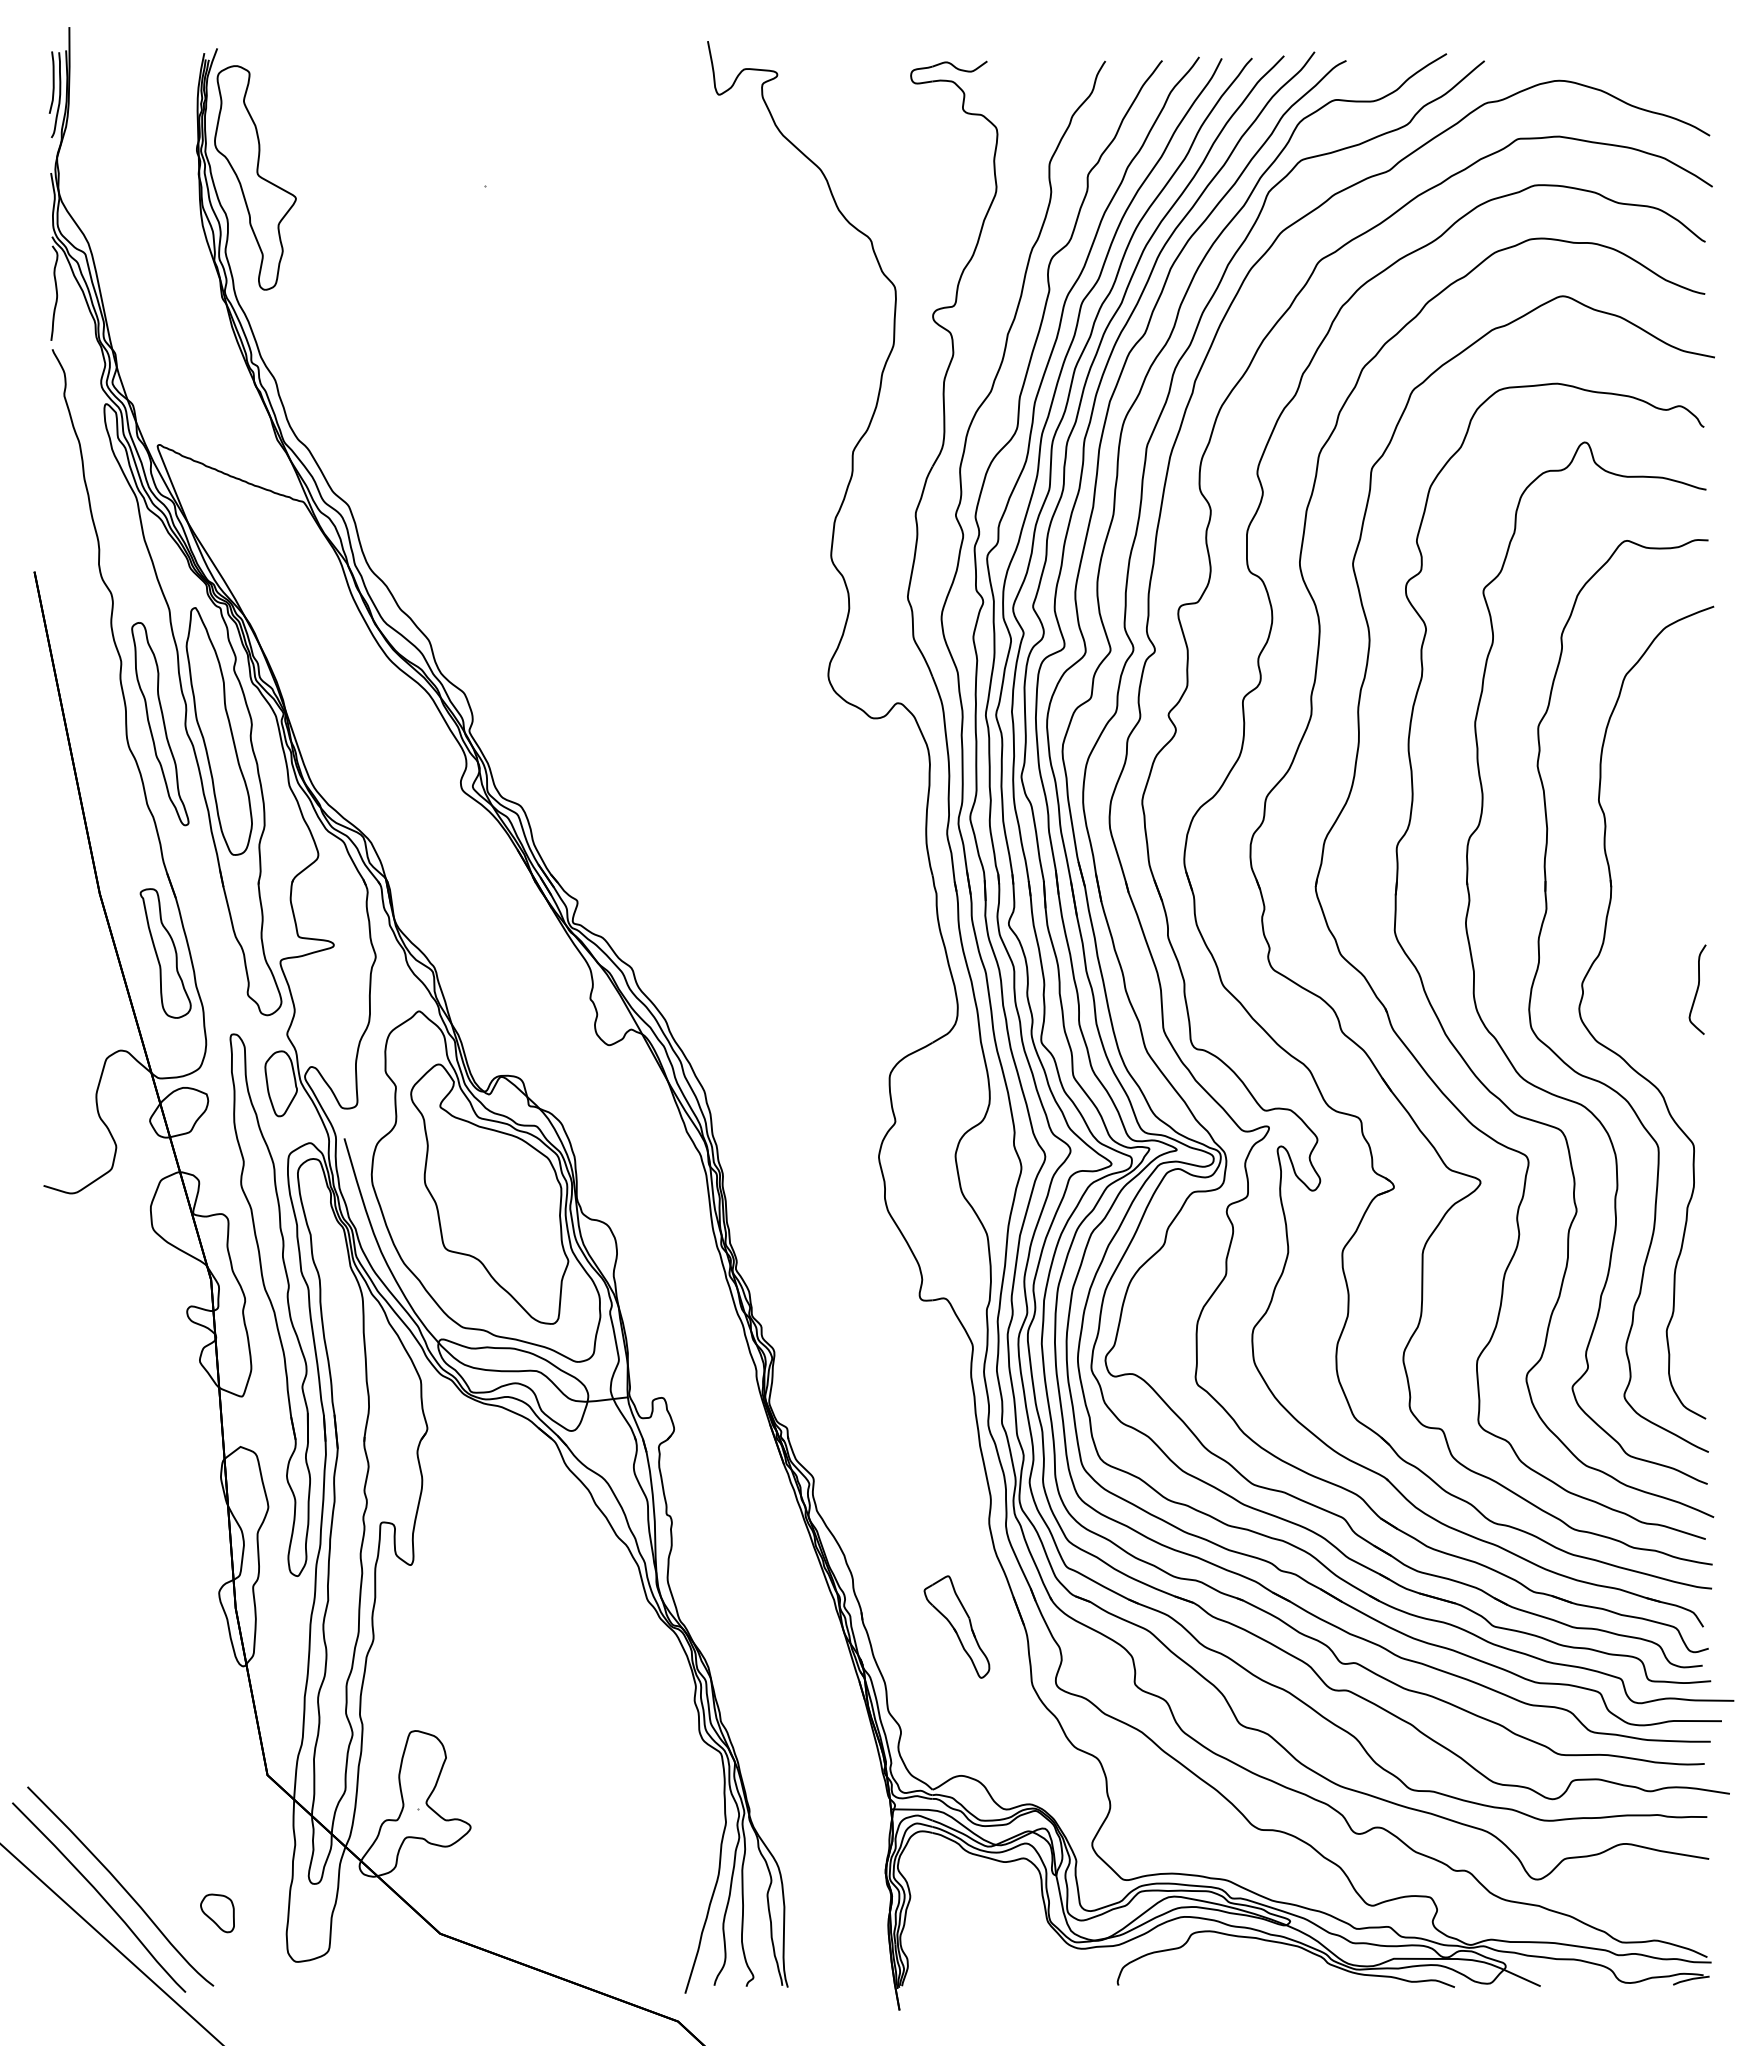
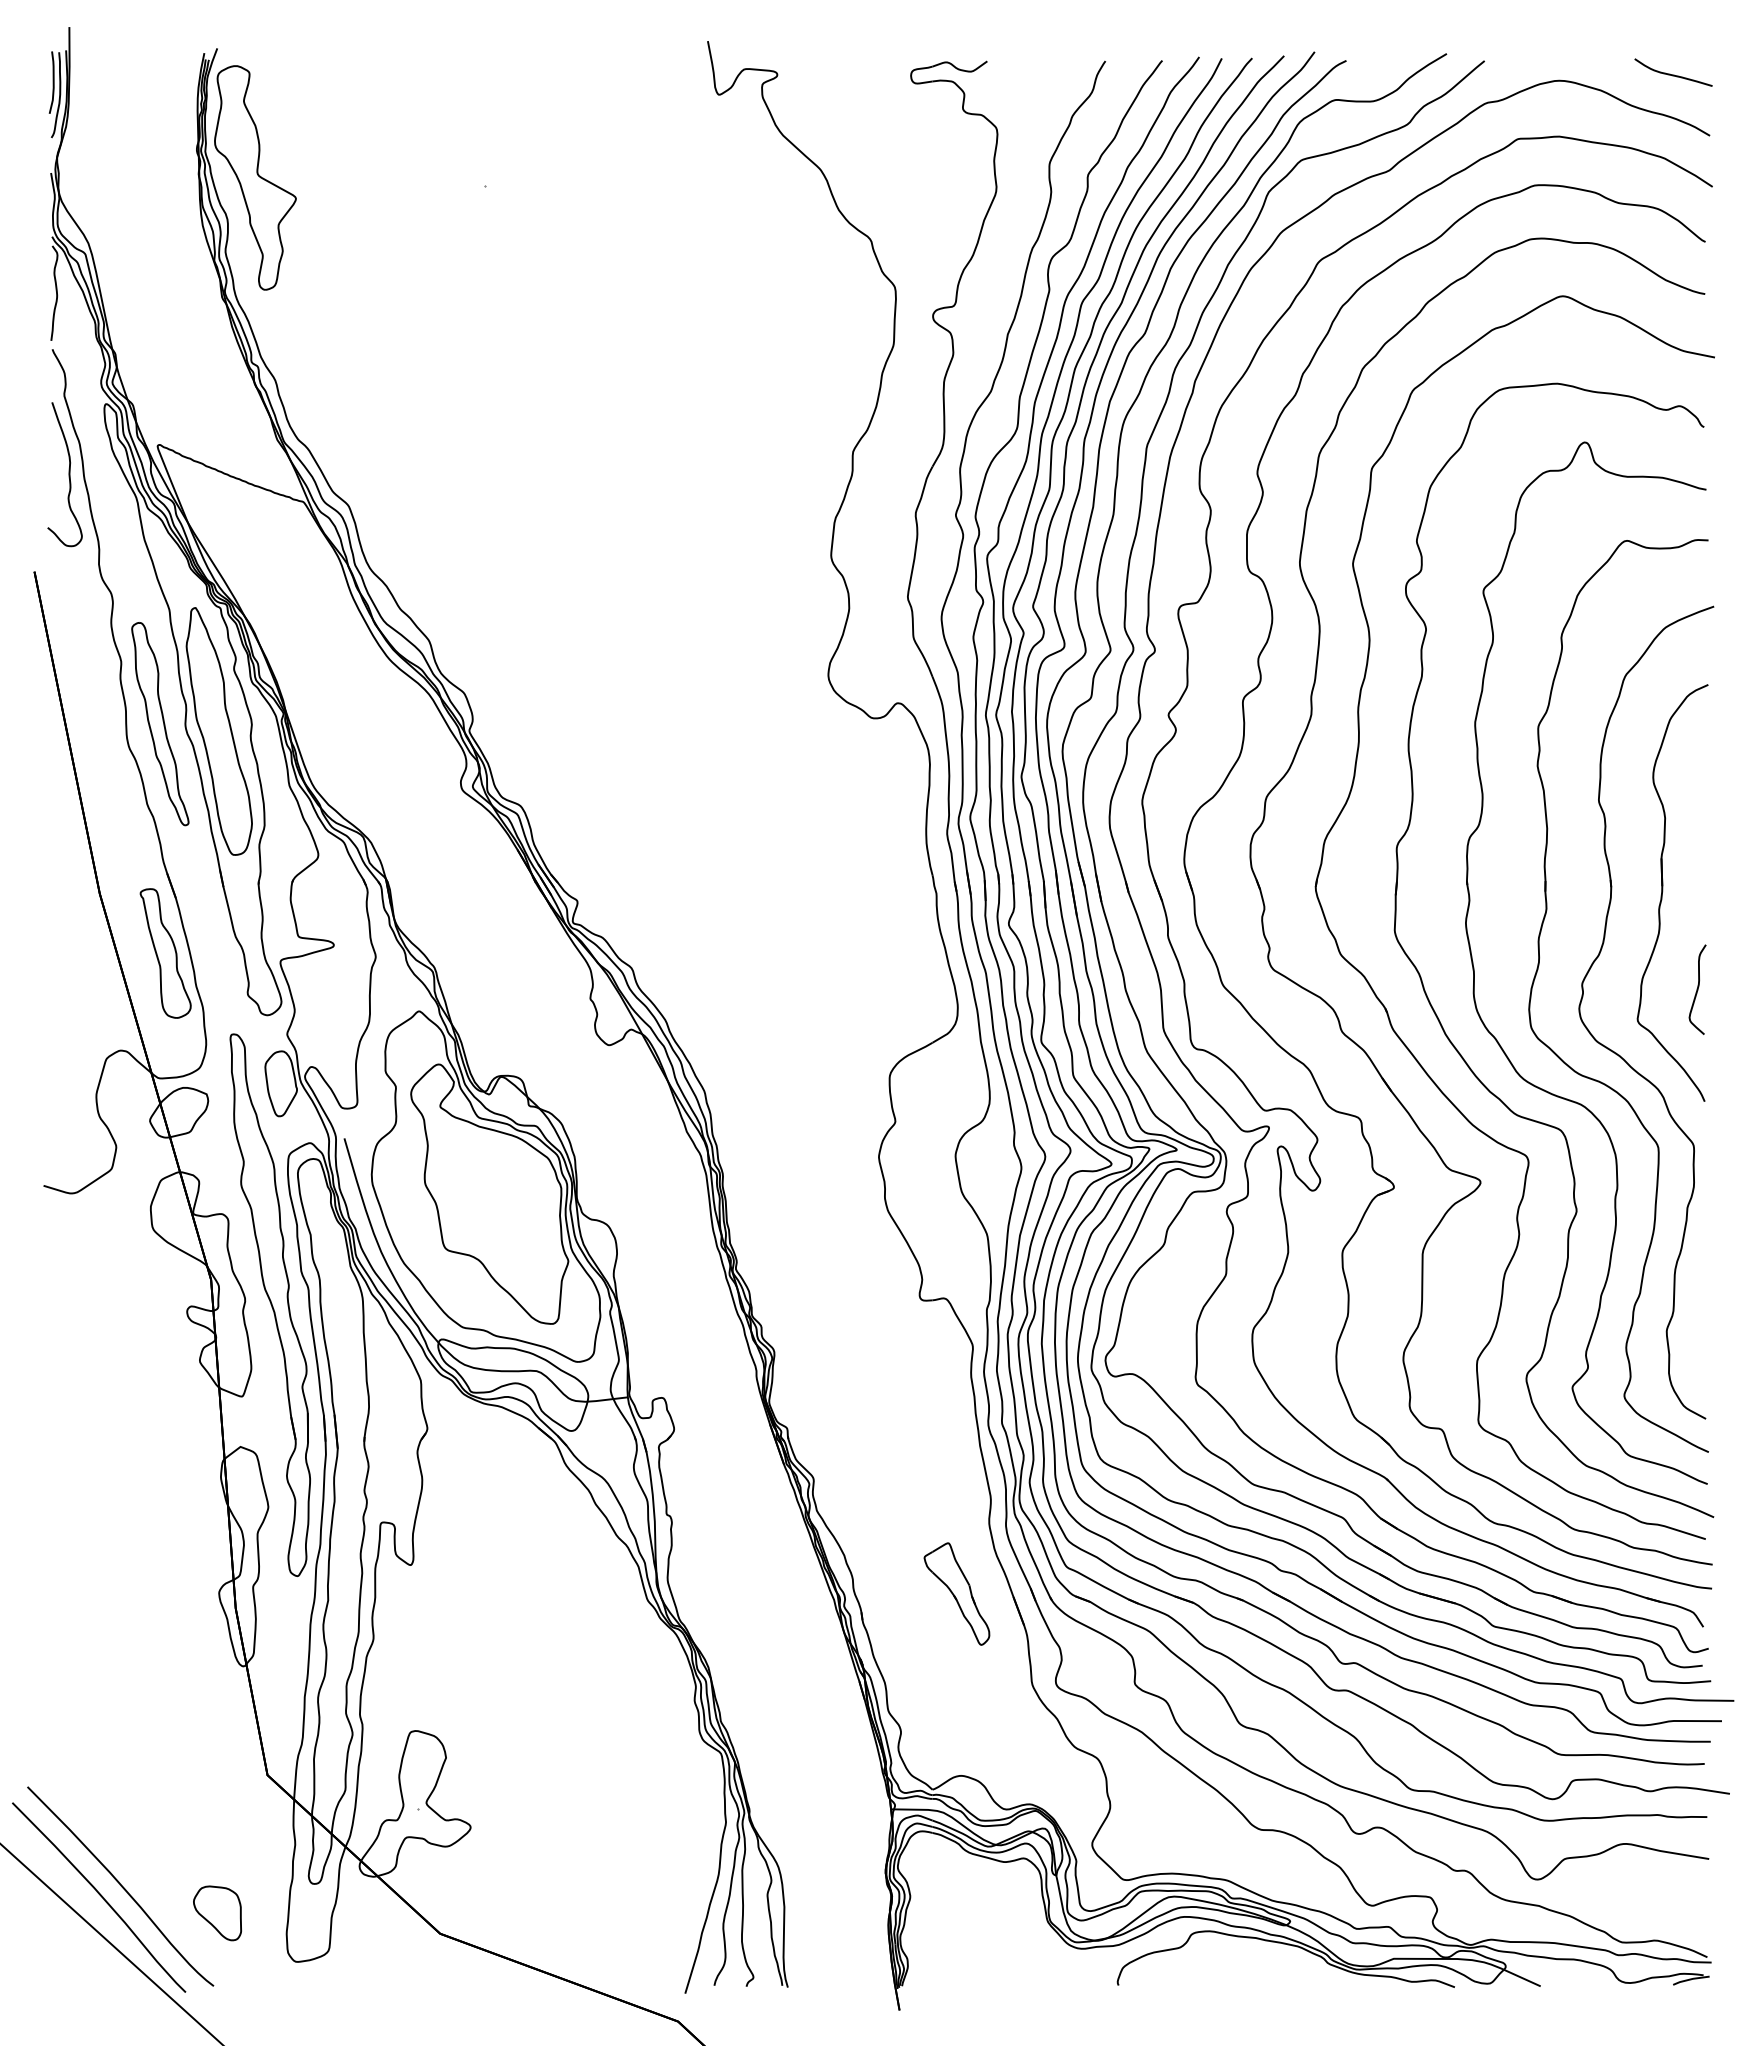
curve: none -> present (1673, 74)
curve: none -> present (68, 474)
part: none -> present (1663, 891)
part position: (956, 1626) -> (956, 1593) (956, 1593)
part size: 35x41 px -> 49x57 px (217, 1913)
